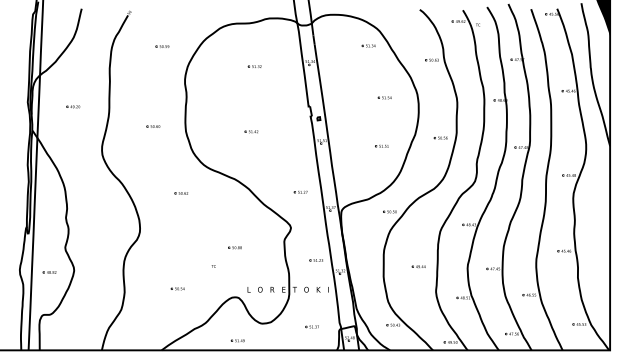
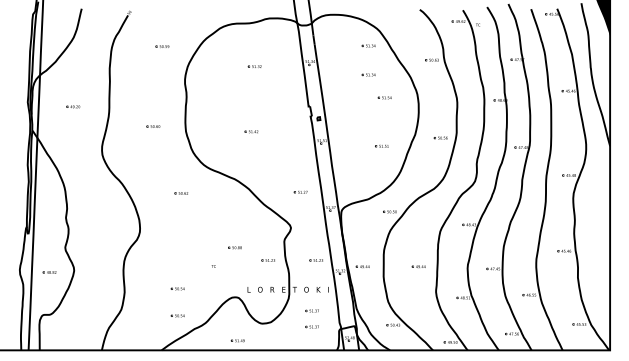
part: none -> present (368, 74)
line: none -> present (267, 260)
line: none -> present (362, 266)
part: none -> present (311, 310)
part: none -> present (177, 315)
